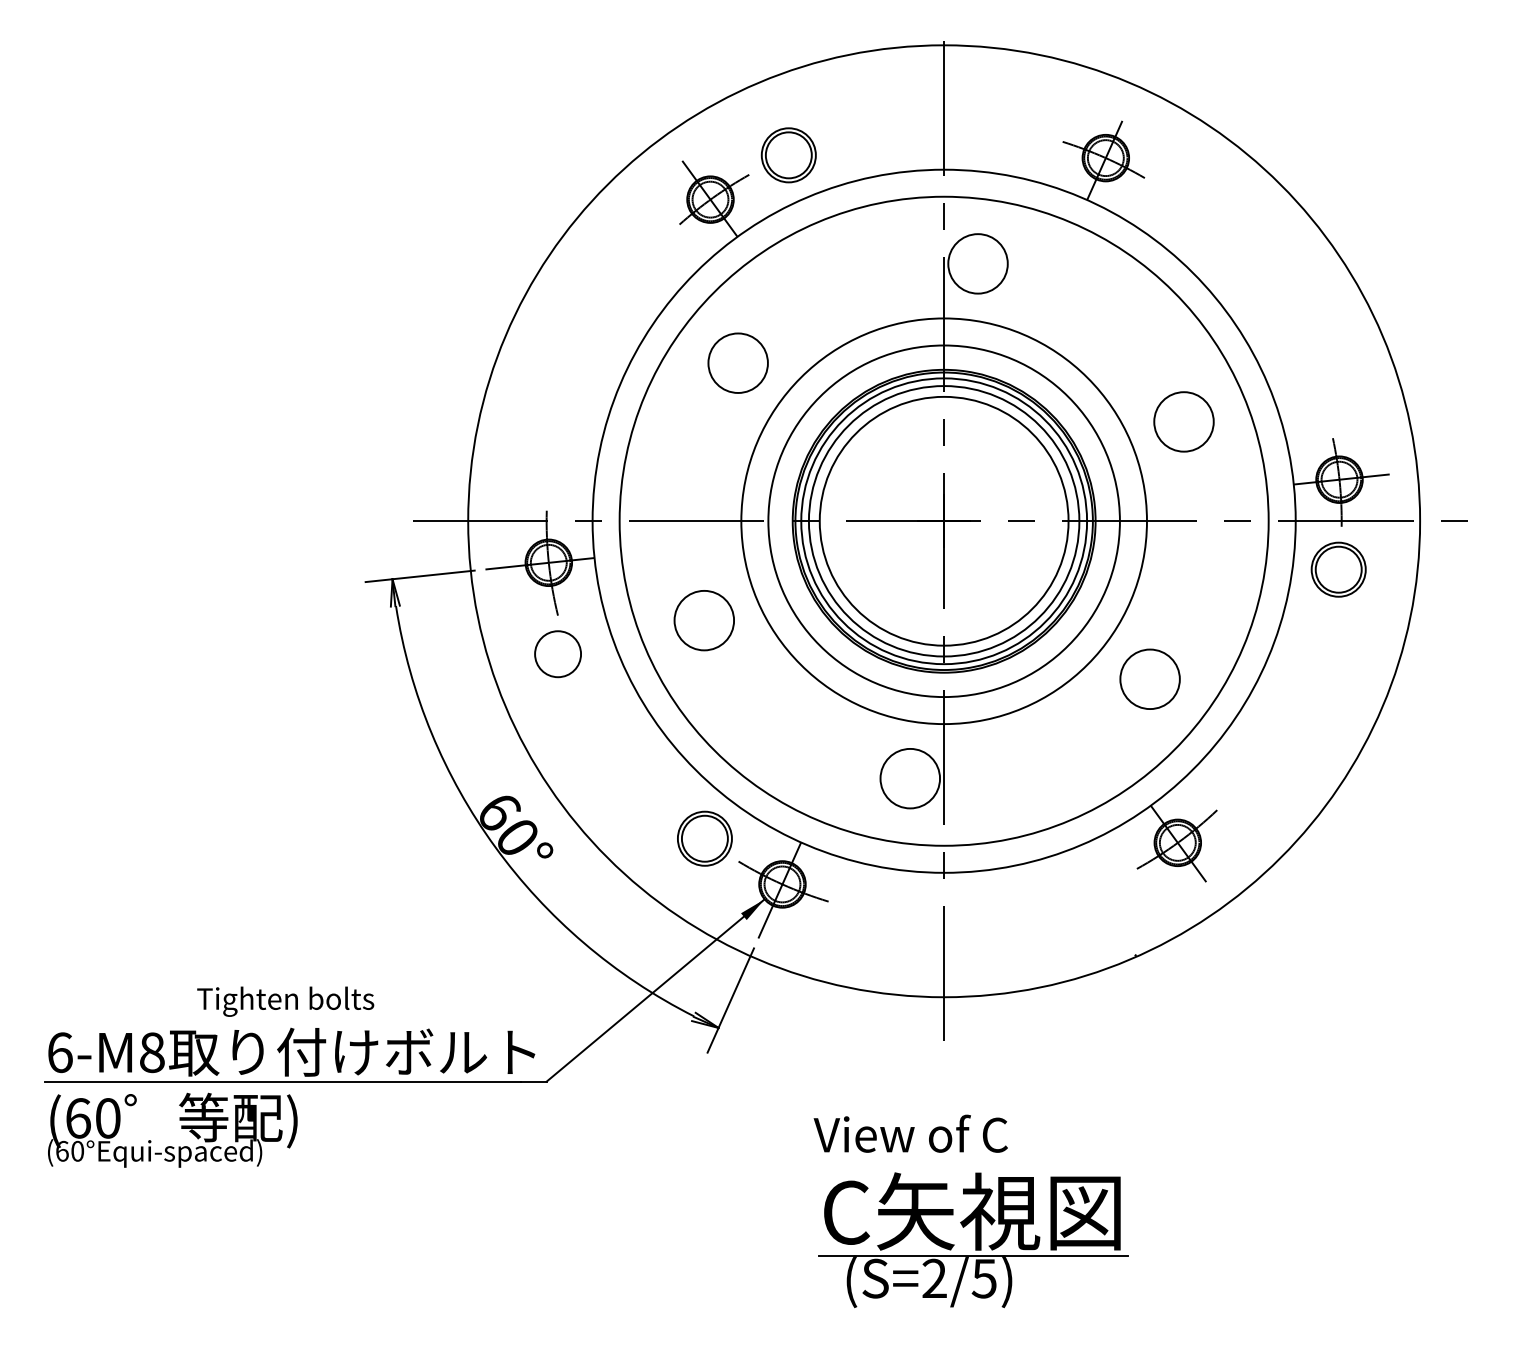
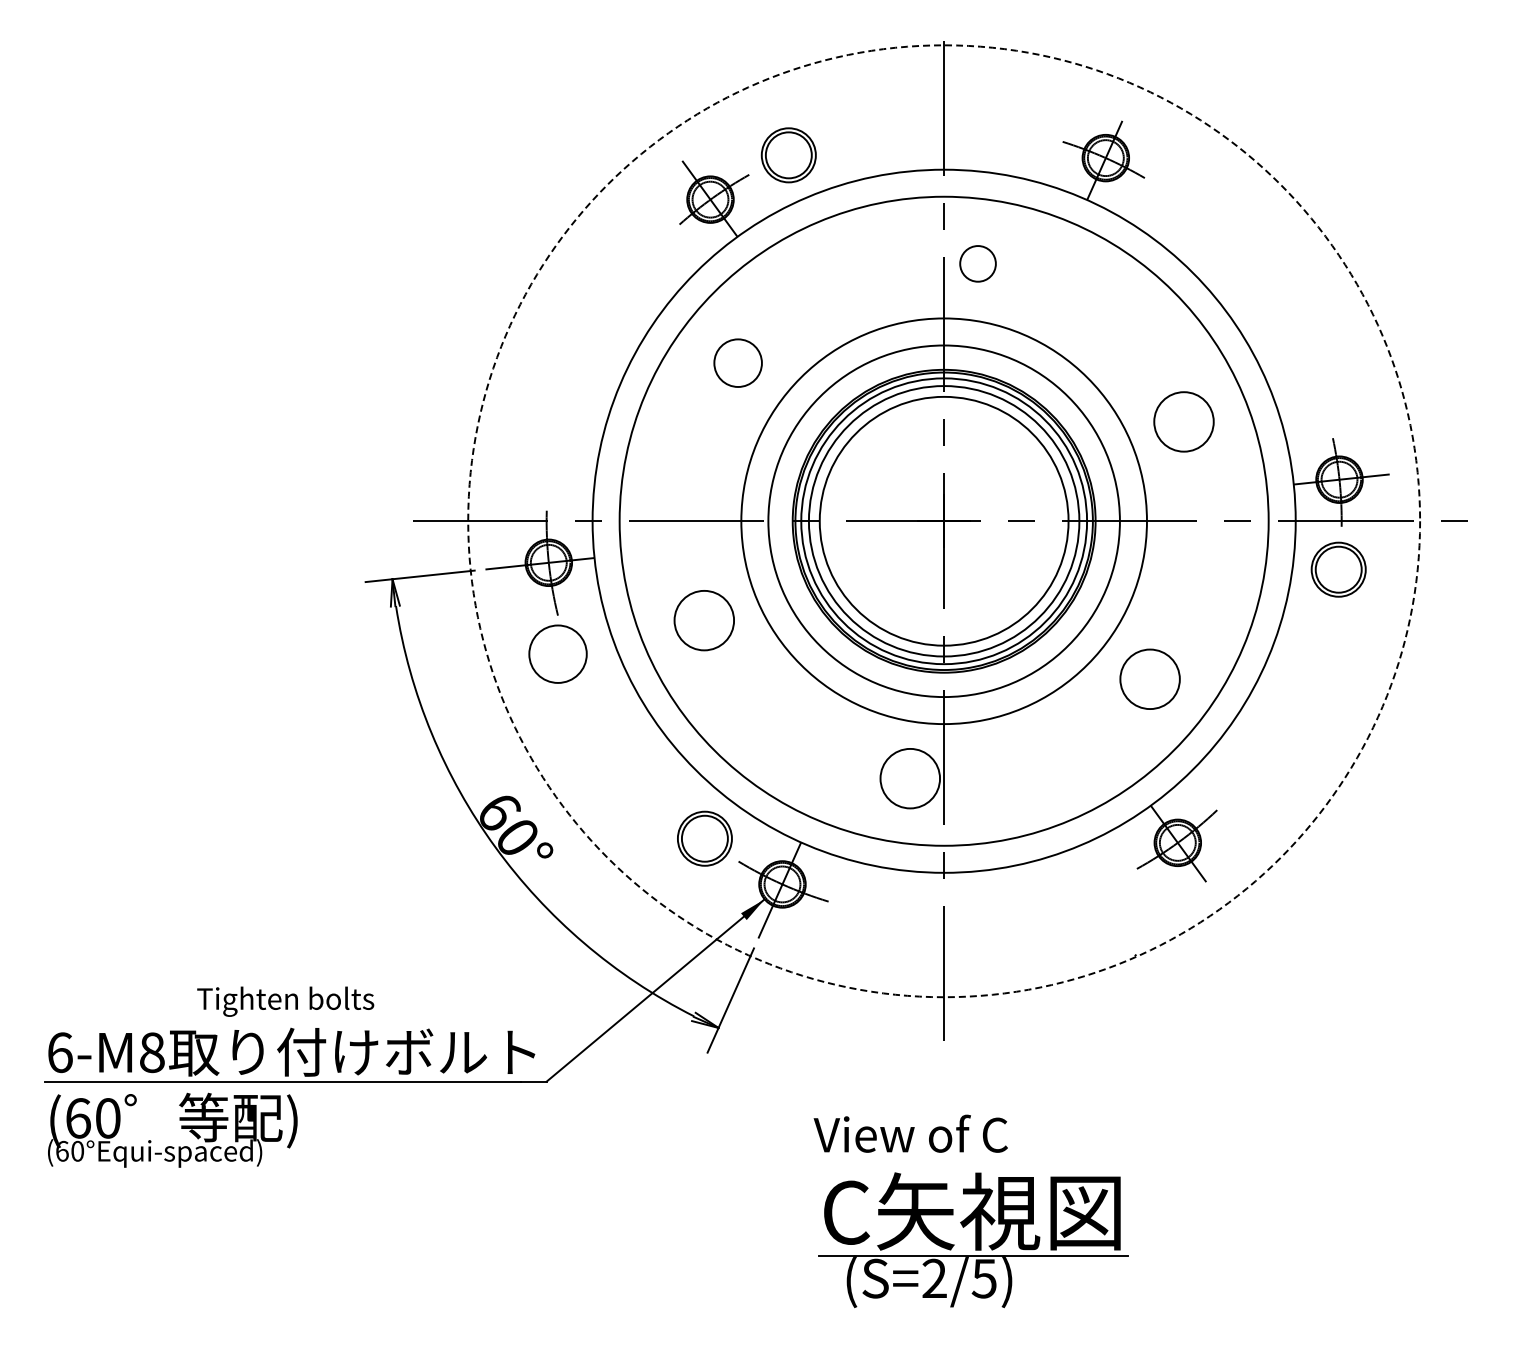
circle diameter: 59 px -> 36 px (977, 263)
circle size: 62x62 px -> 50x50 px (737, 362)
circle: solid -> dashed (944, 521)
circle diameter: 46 px -> 57 px (557, 653)
